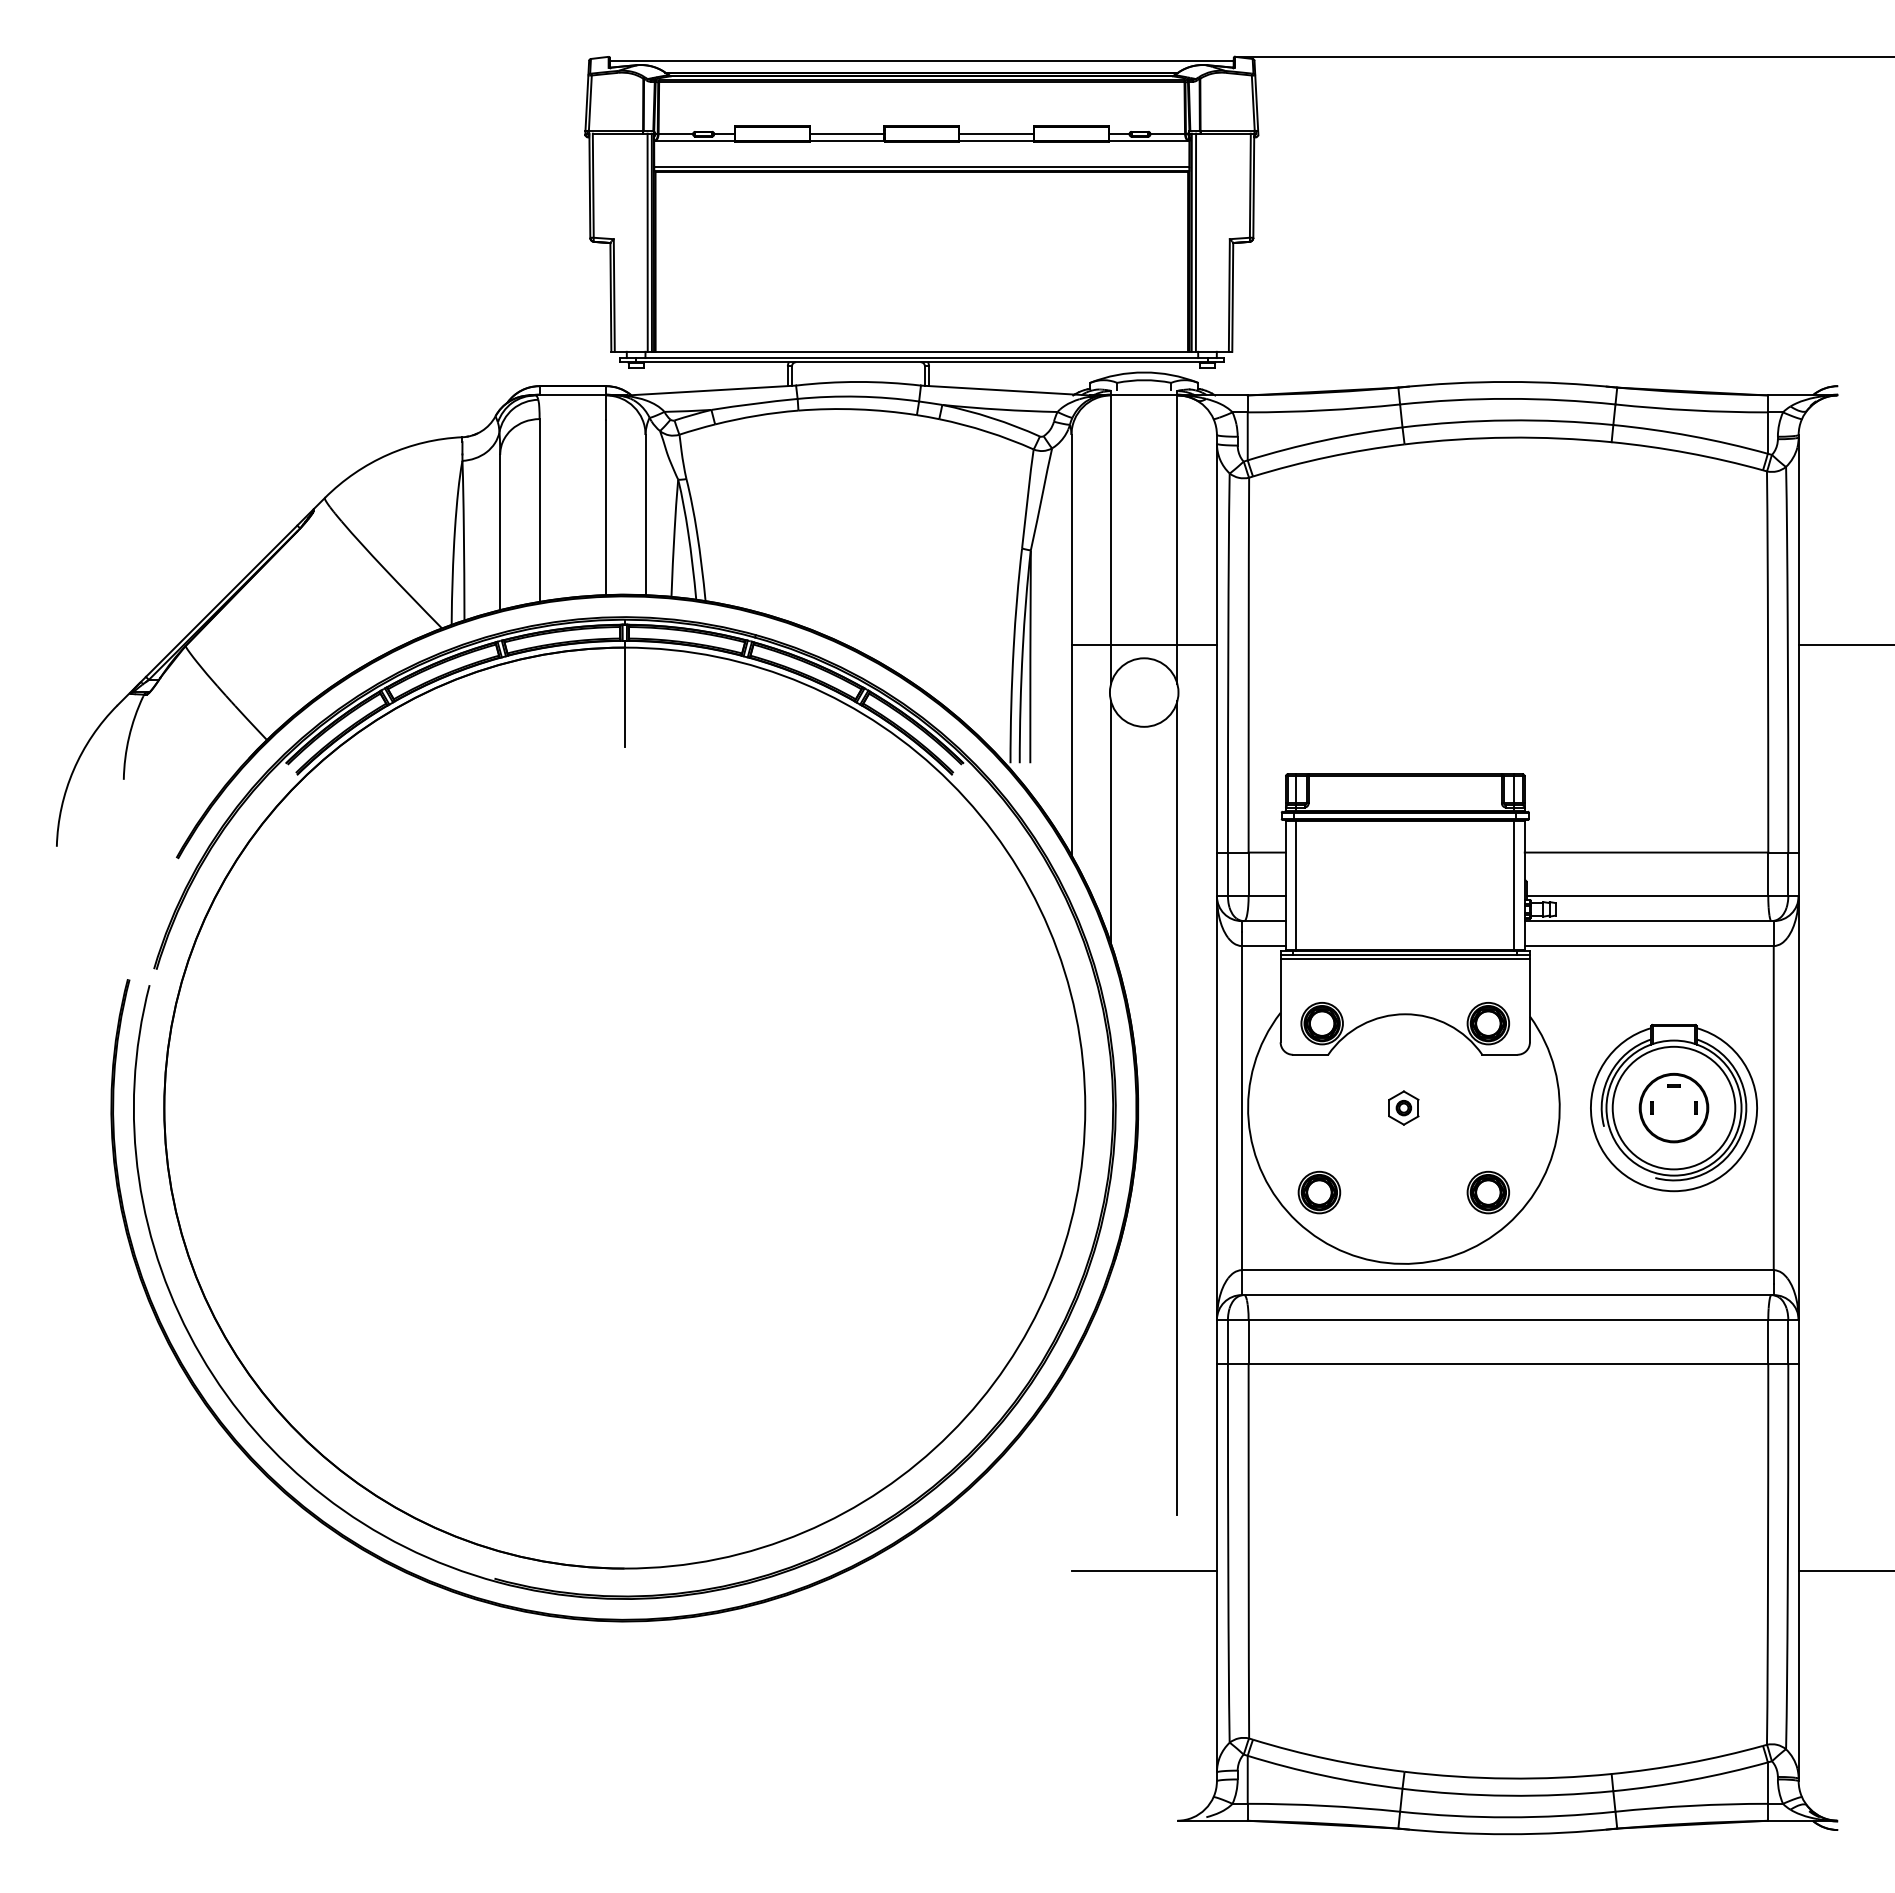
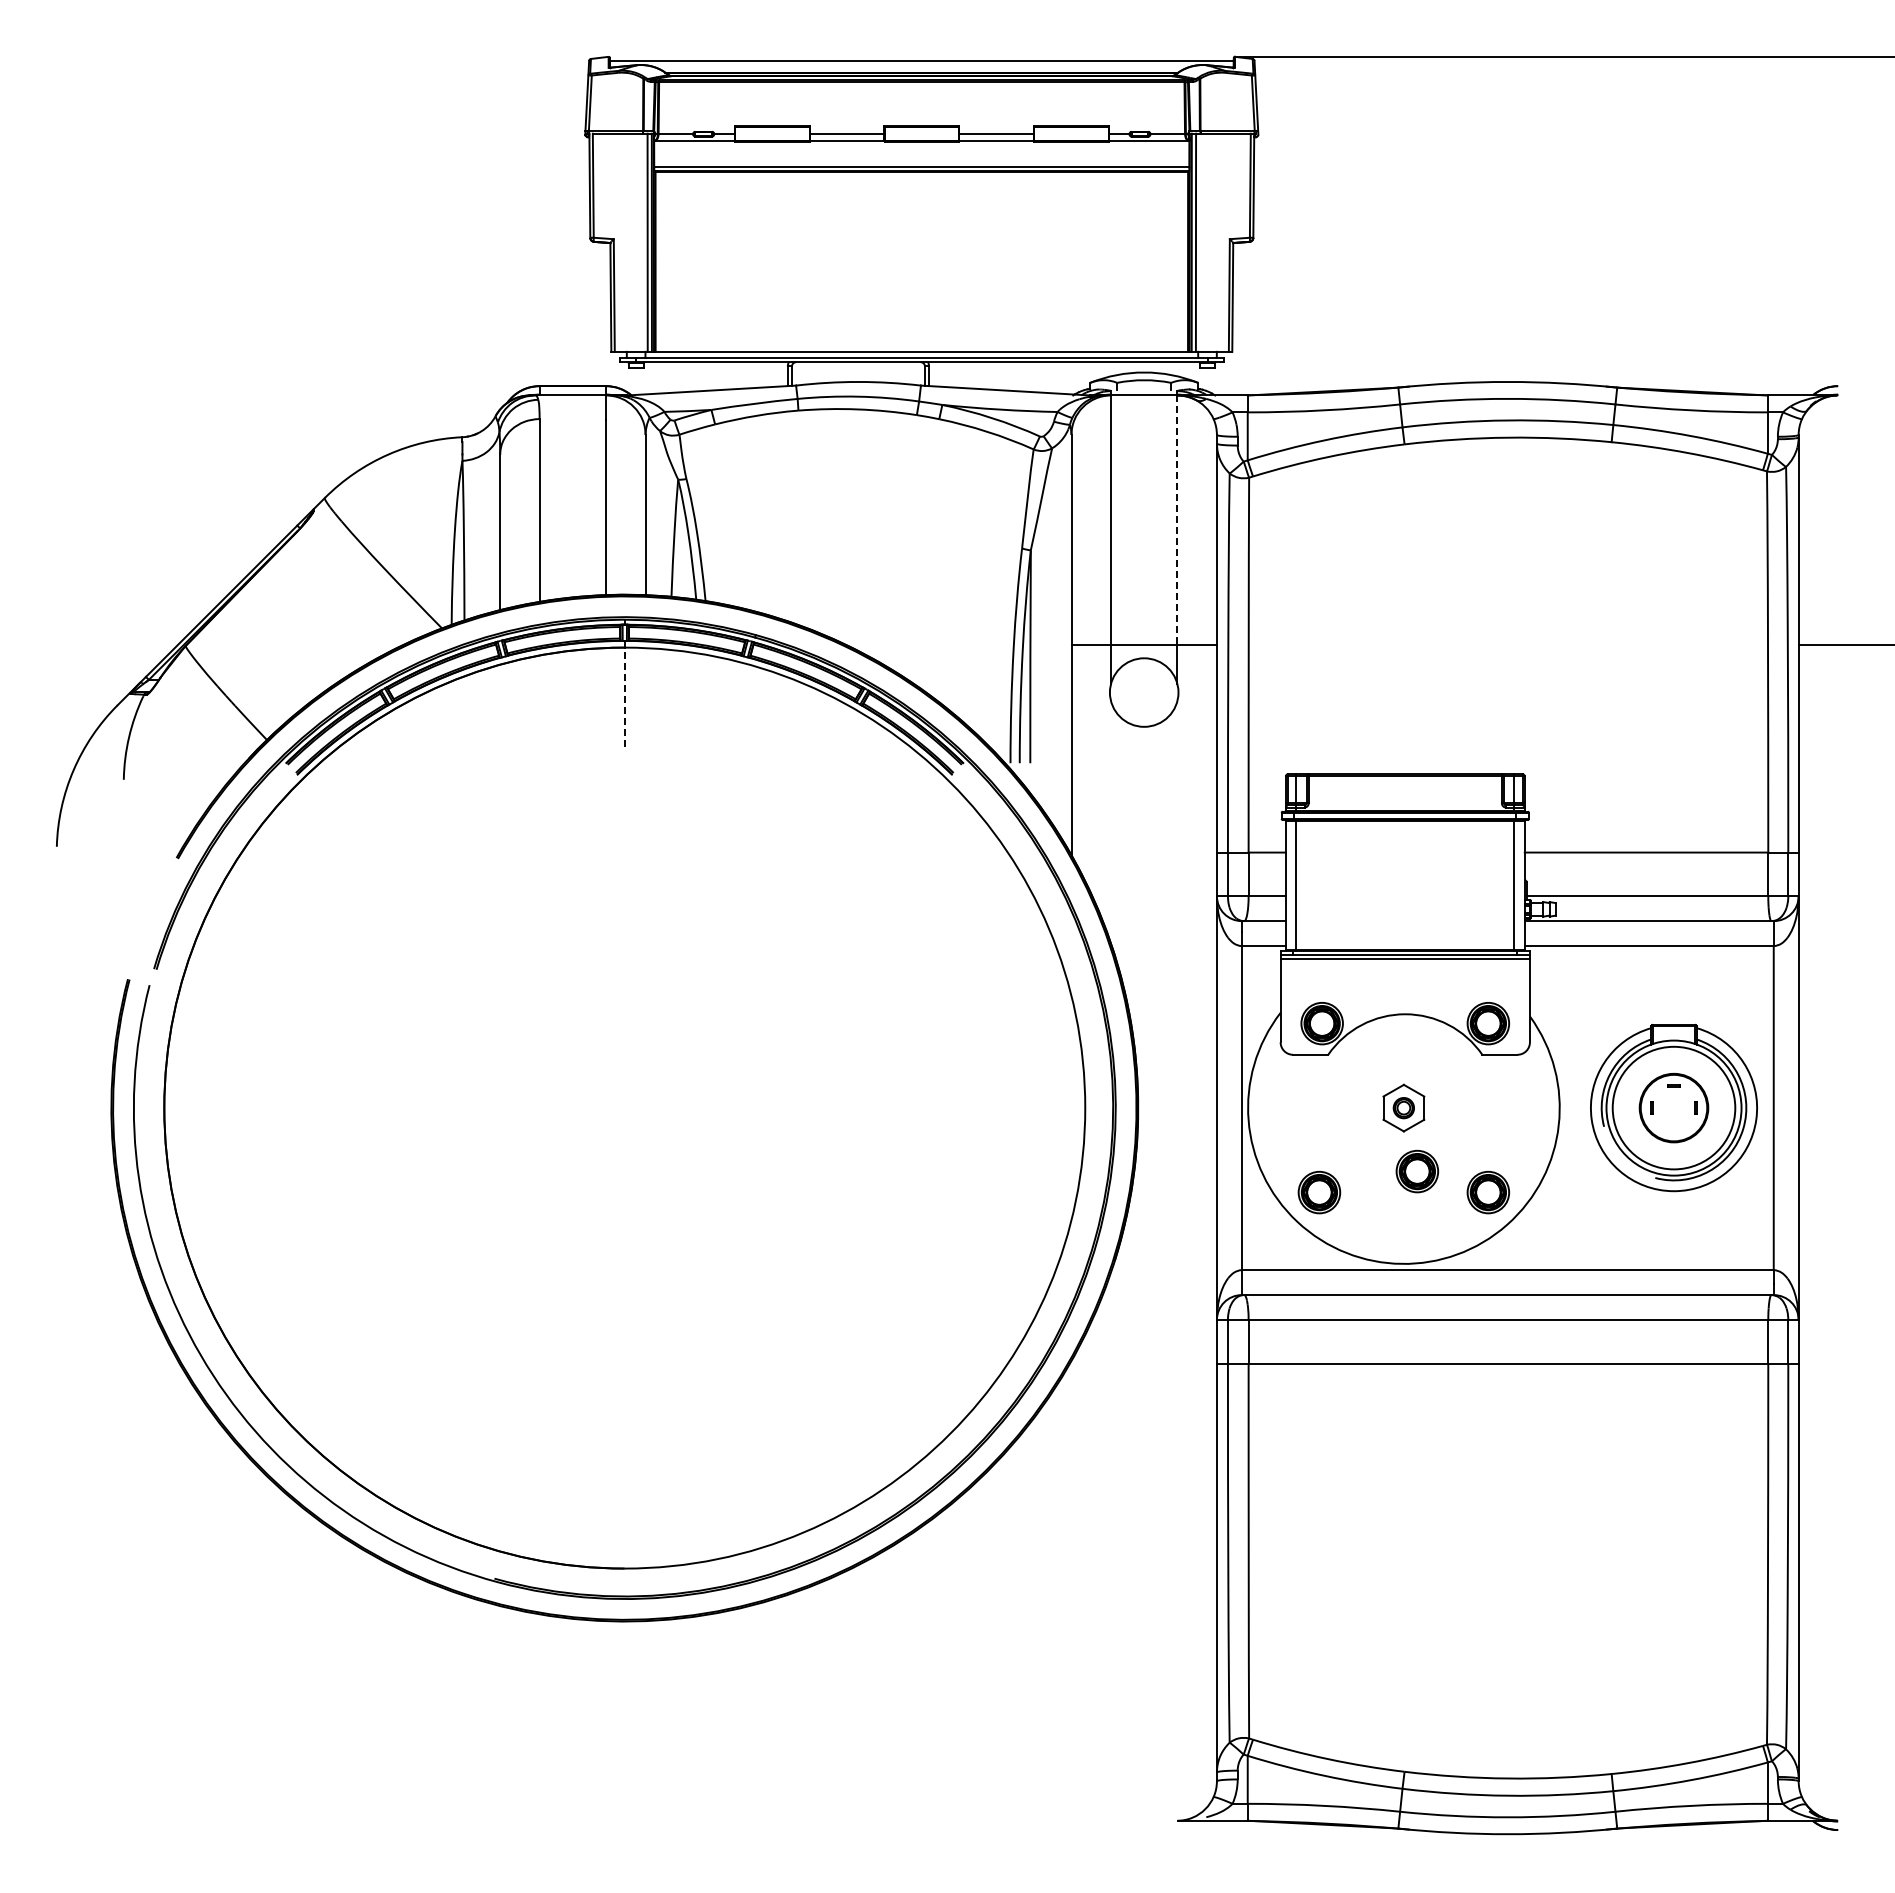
line: solid -> dashed (1177, 520)
line: solid -> dashed (624, 696)
line: present -> none (1110, 821)
line: present -> none (1177, 1107)
part size: 32x36 px -> 44x50 px (1403, 1107)
part: none -> present (1417, 1171)
line: present -> none (1143, 1571)
line: present -> none (1844, 1571)
